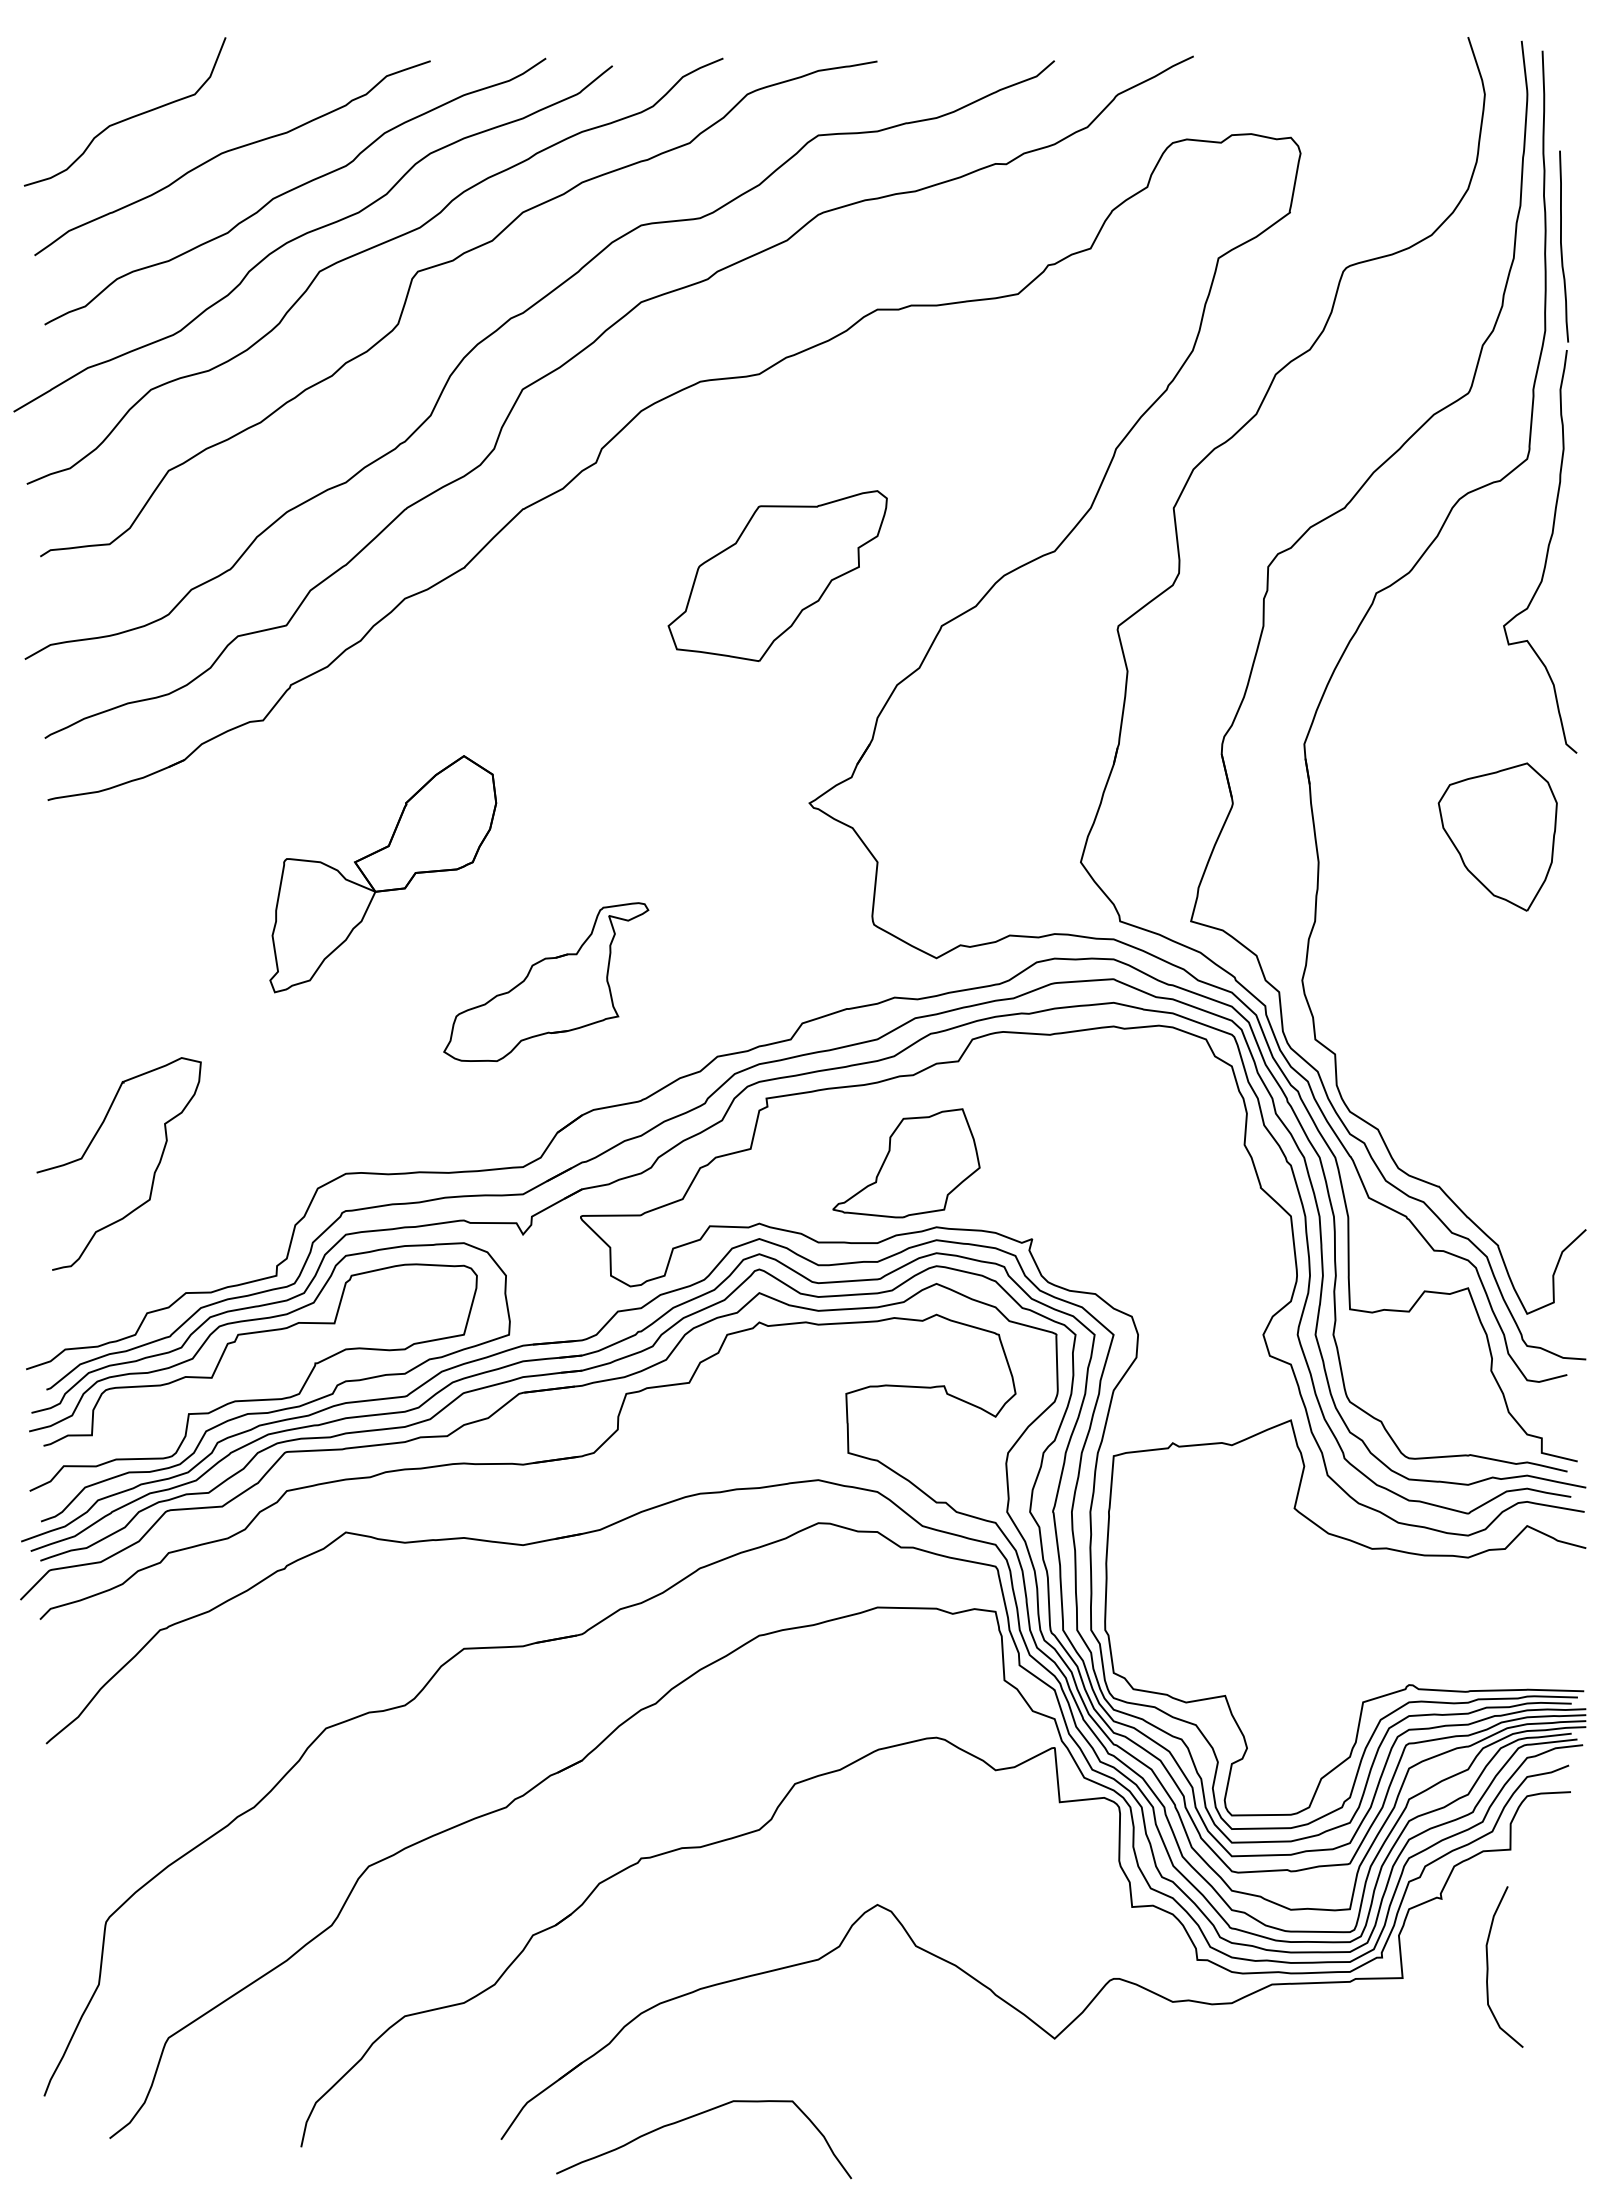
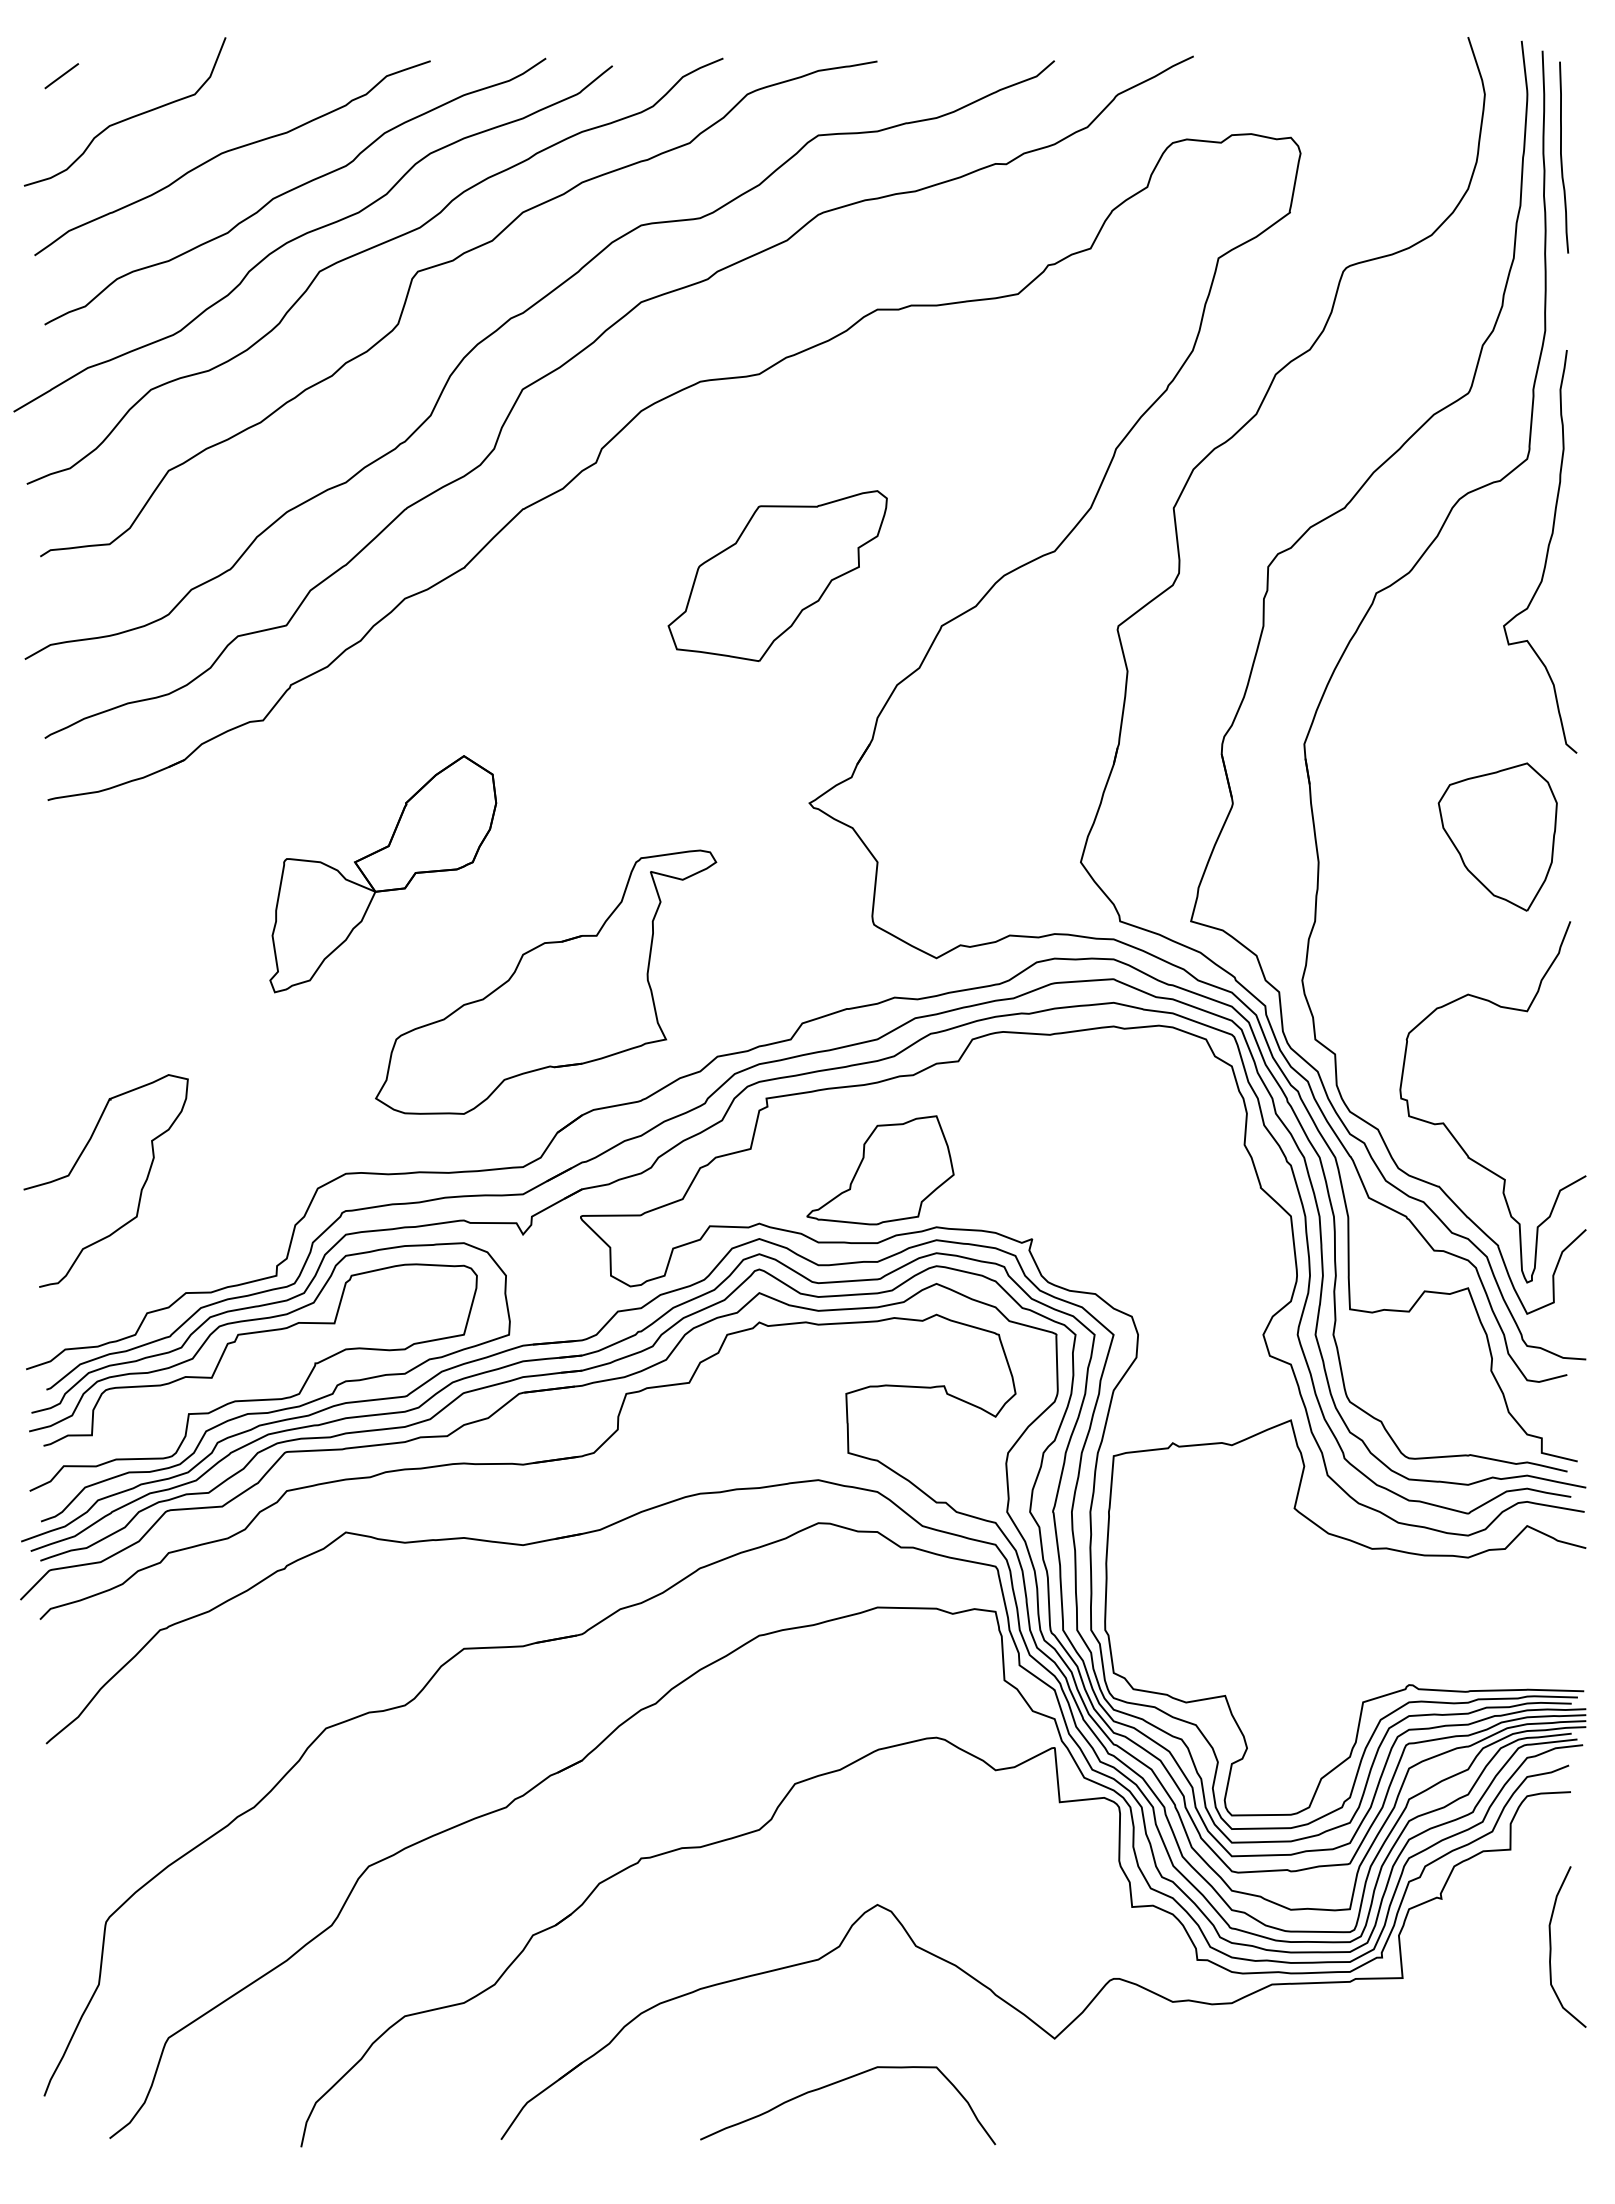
line: none -> present (61, 76)
curve position: (1562, 246) -> (1562, 157) (1562, 157)
part size: 207x160 px -> 343x266 px (546, 981)
curve: none -> present (1452, 1133)
curve position: (89, 1147) -> (76, 1164) (76, 1164)
part position: (906, 1163) -> (880, 1170) (880, 1170)
curve position: (1488, 1966) -> (1551, 1946) (1551, 1946)
curve position: (693, 2117) -> (837, 2083) (837, 2083)
